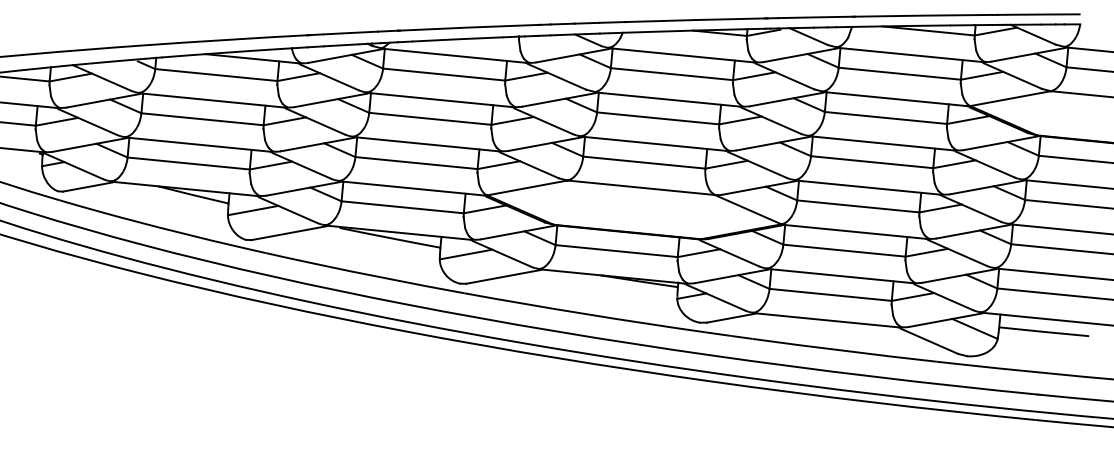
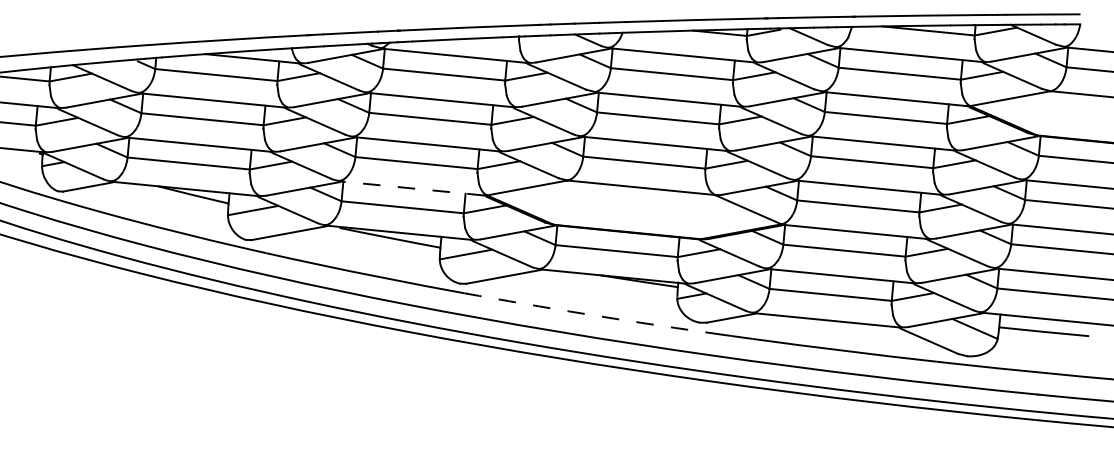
line: solid -> dashed (413, 188)
arc: solid -> dashed (584, 313)
